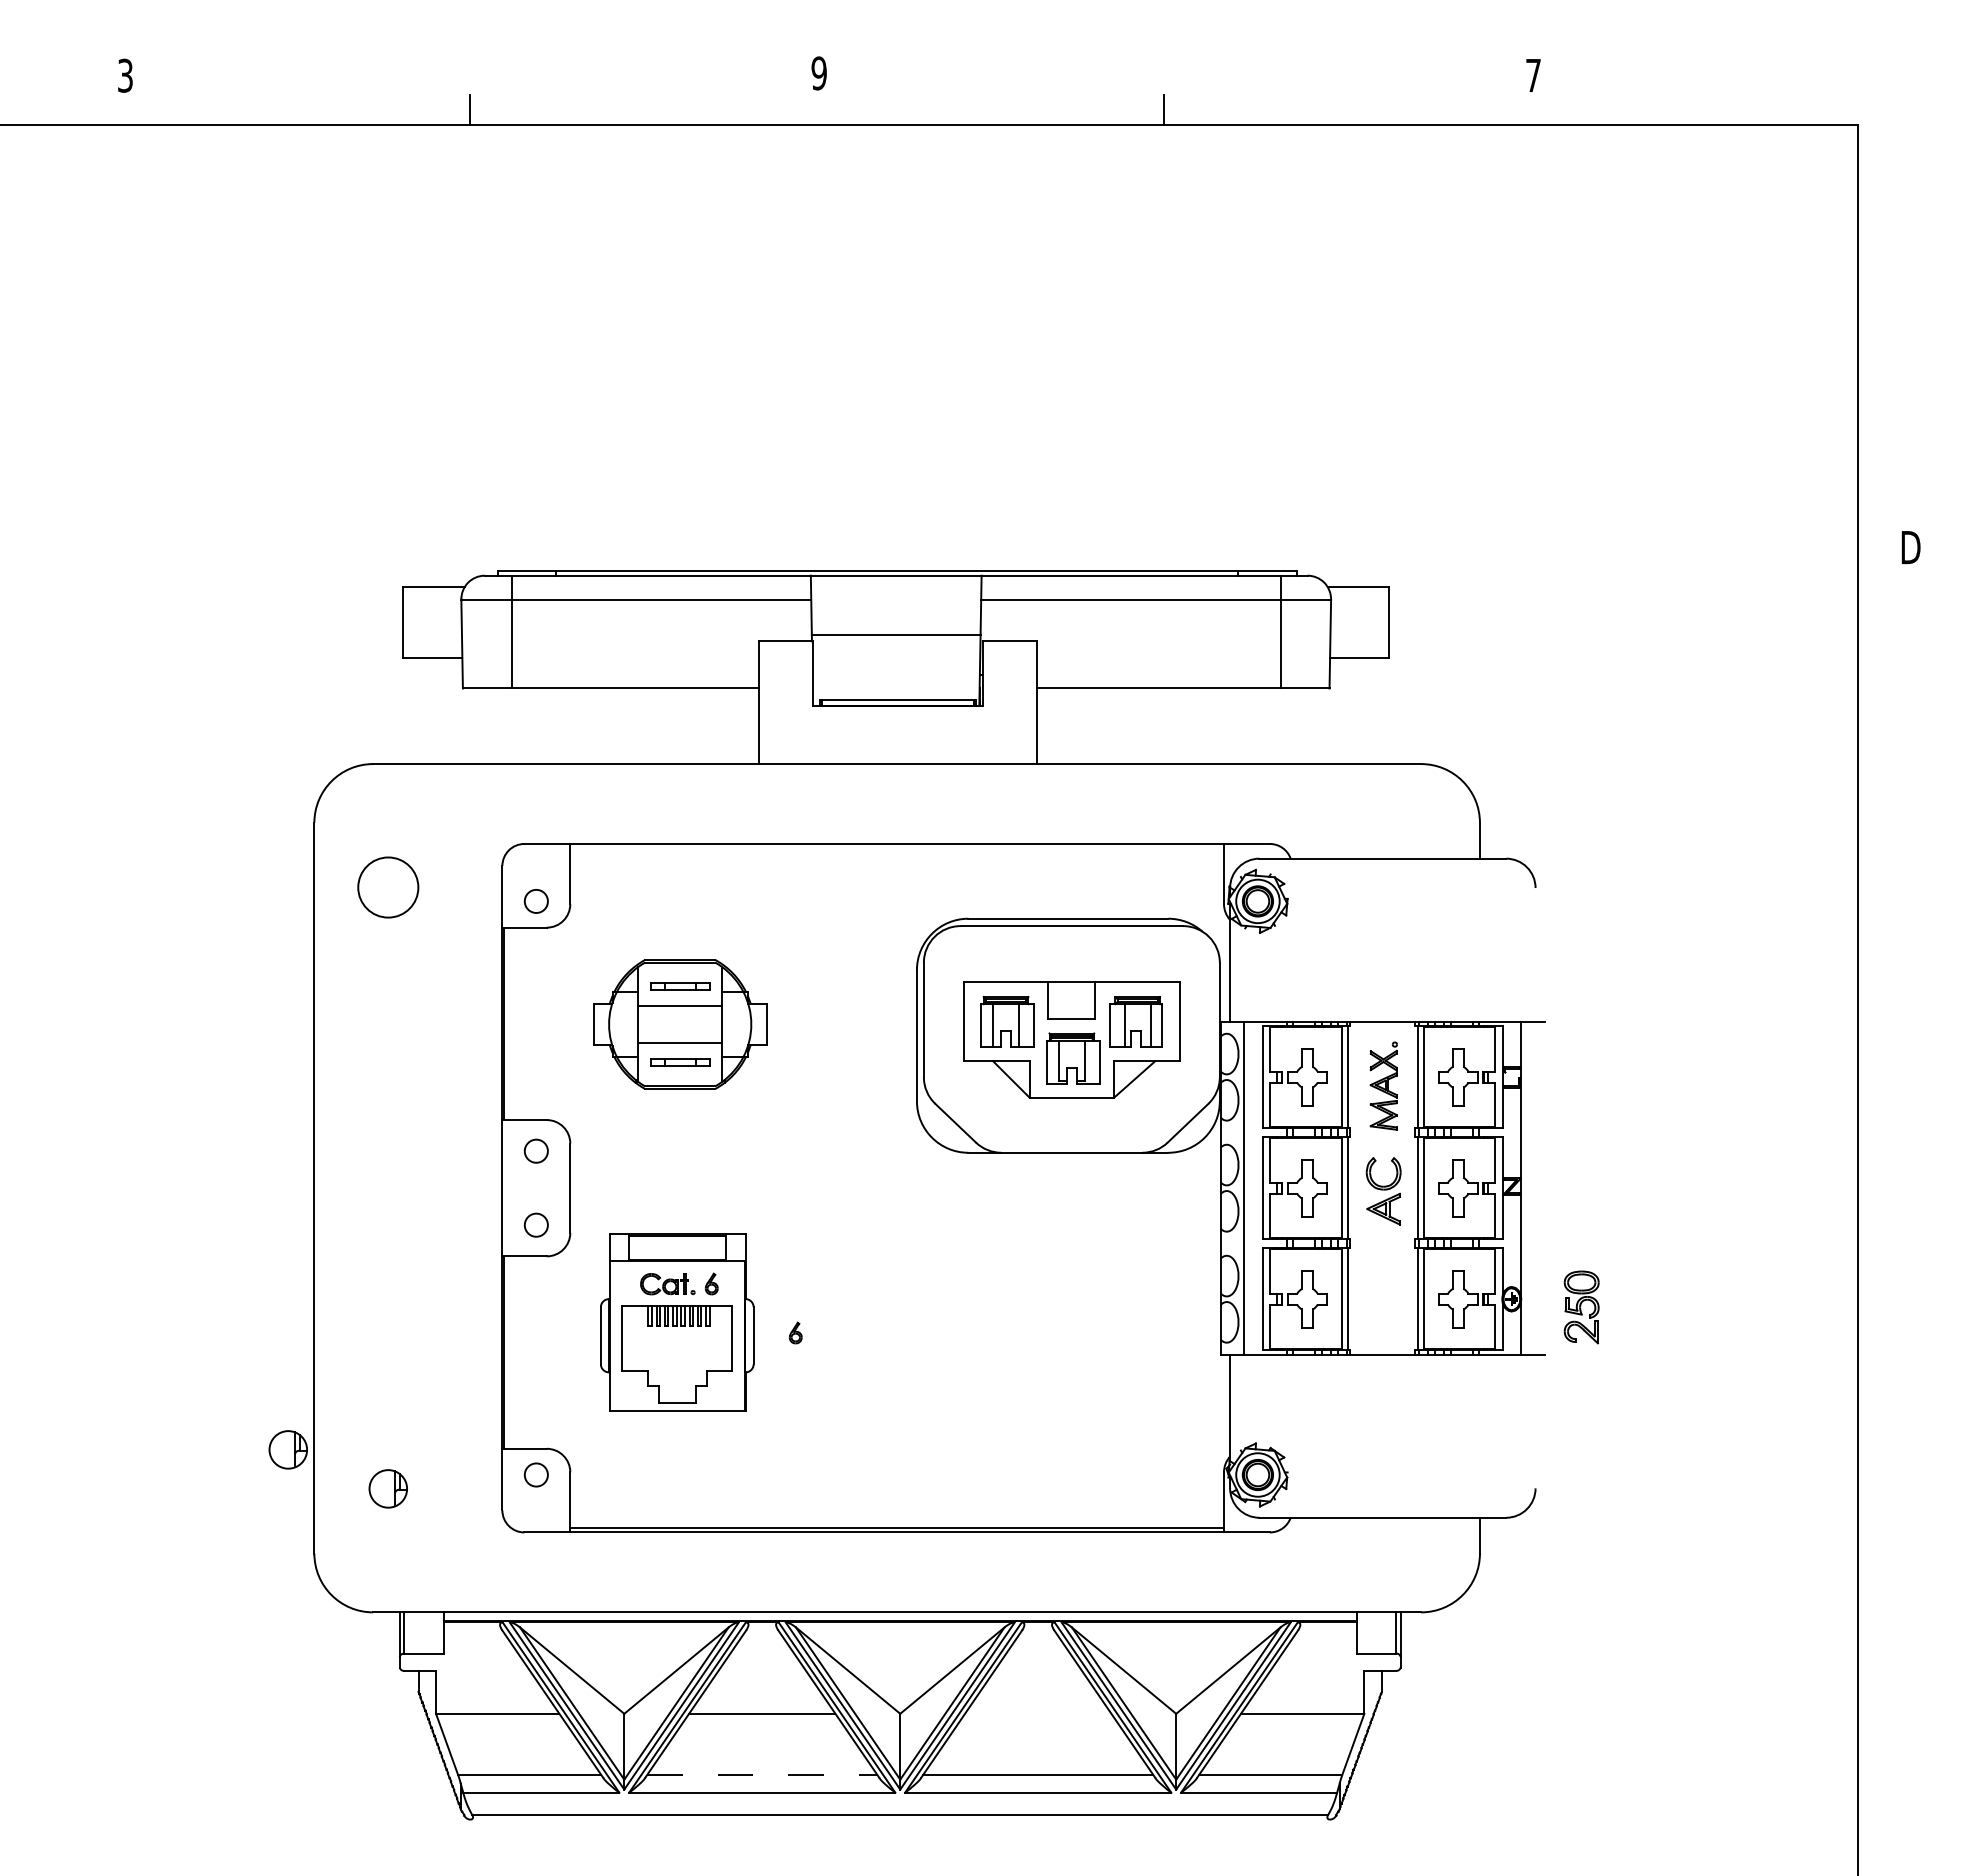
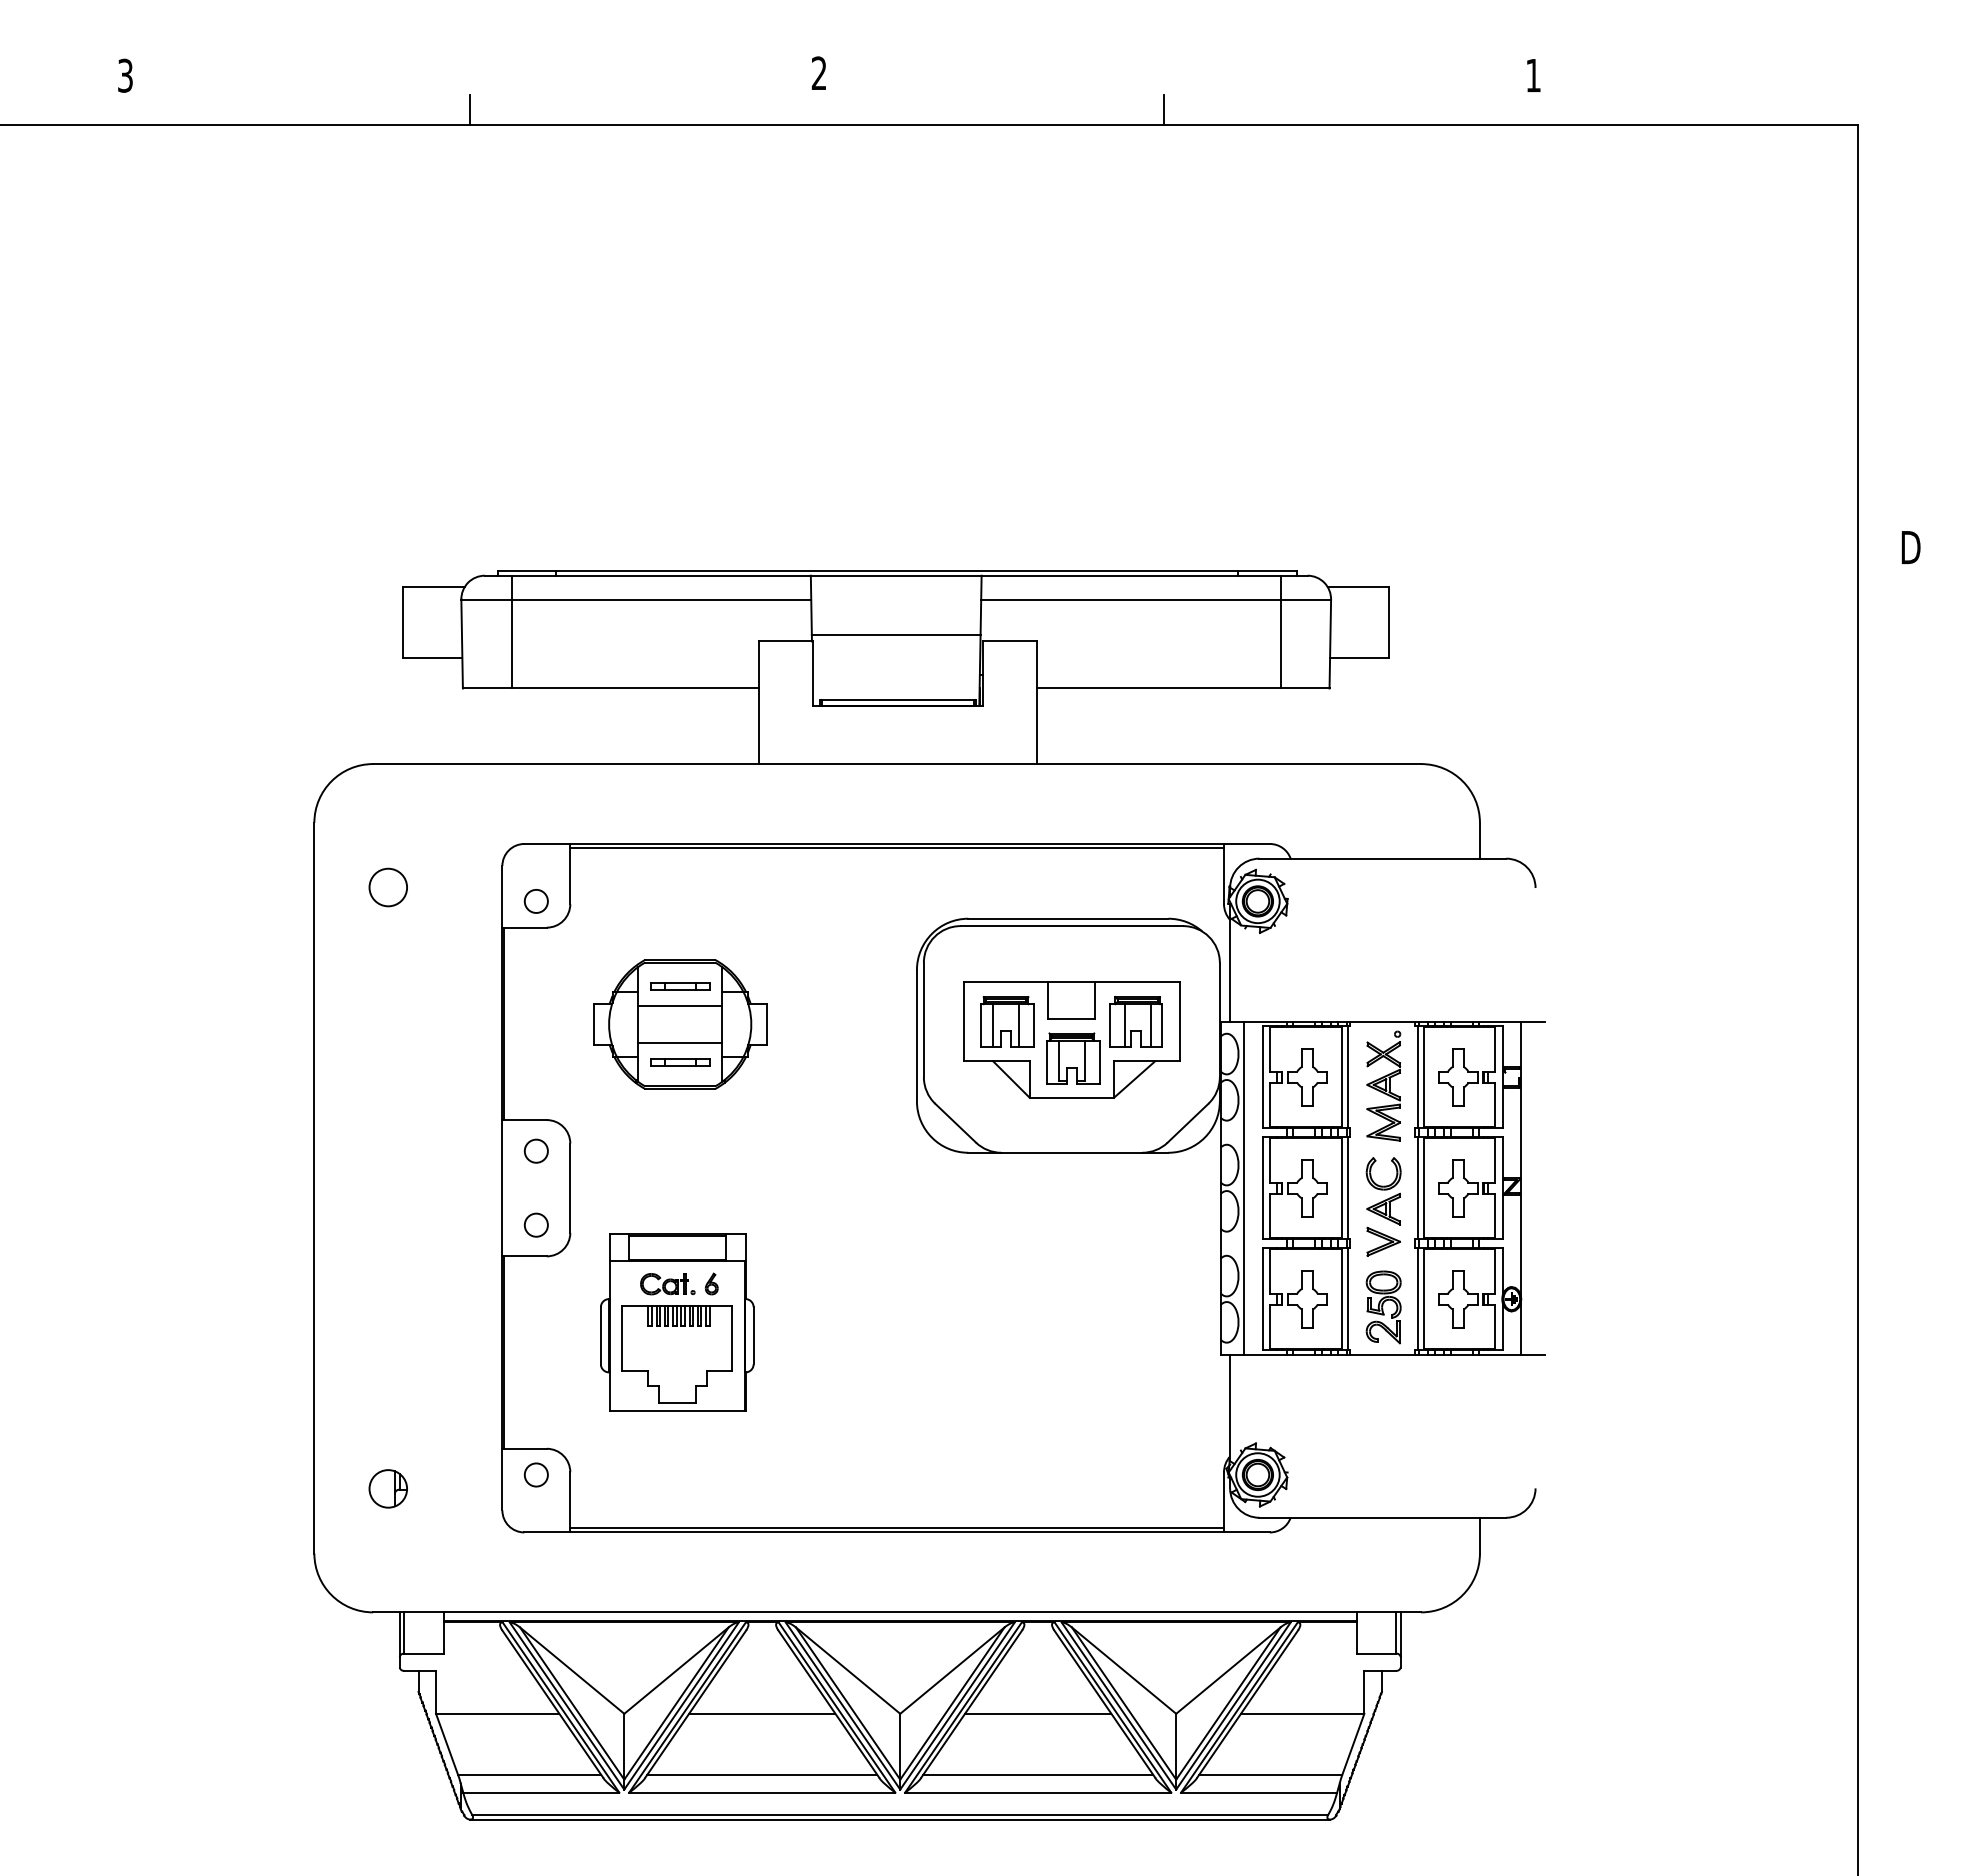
text: 9 -> 2 (818, 73)
text: 7 -> 1 (1533, 75)
line: none -> present (897, 848)
circle diameter: 60 px -> 38 px (388, 887)
part size: 29x90 px -> 36x112 px (1383, 1085)
part: none -> present (1383, 1241)
part position: (1581, 1307) -> (1383, 1307) (1383, 1307)
part: present -> none (795, 1332)
part: present -> none (287, 1449)
line: none -> present (1038, 1713)
line: dashed -> solid (762, 1774)
line: none -> present (900, 1819)
